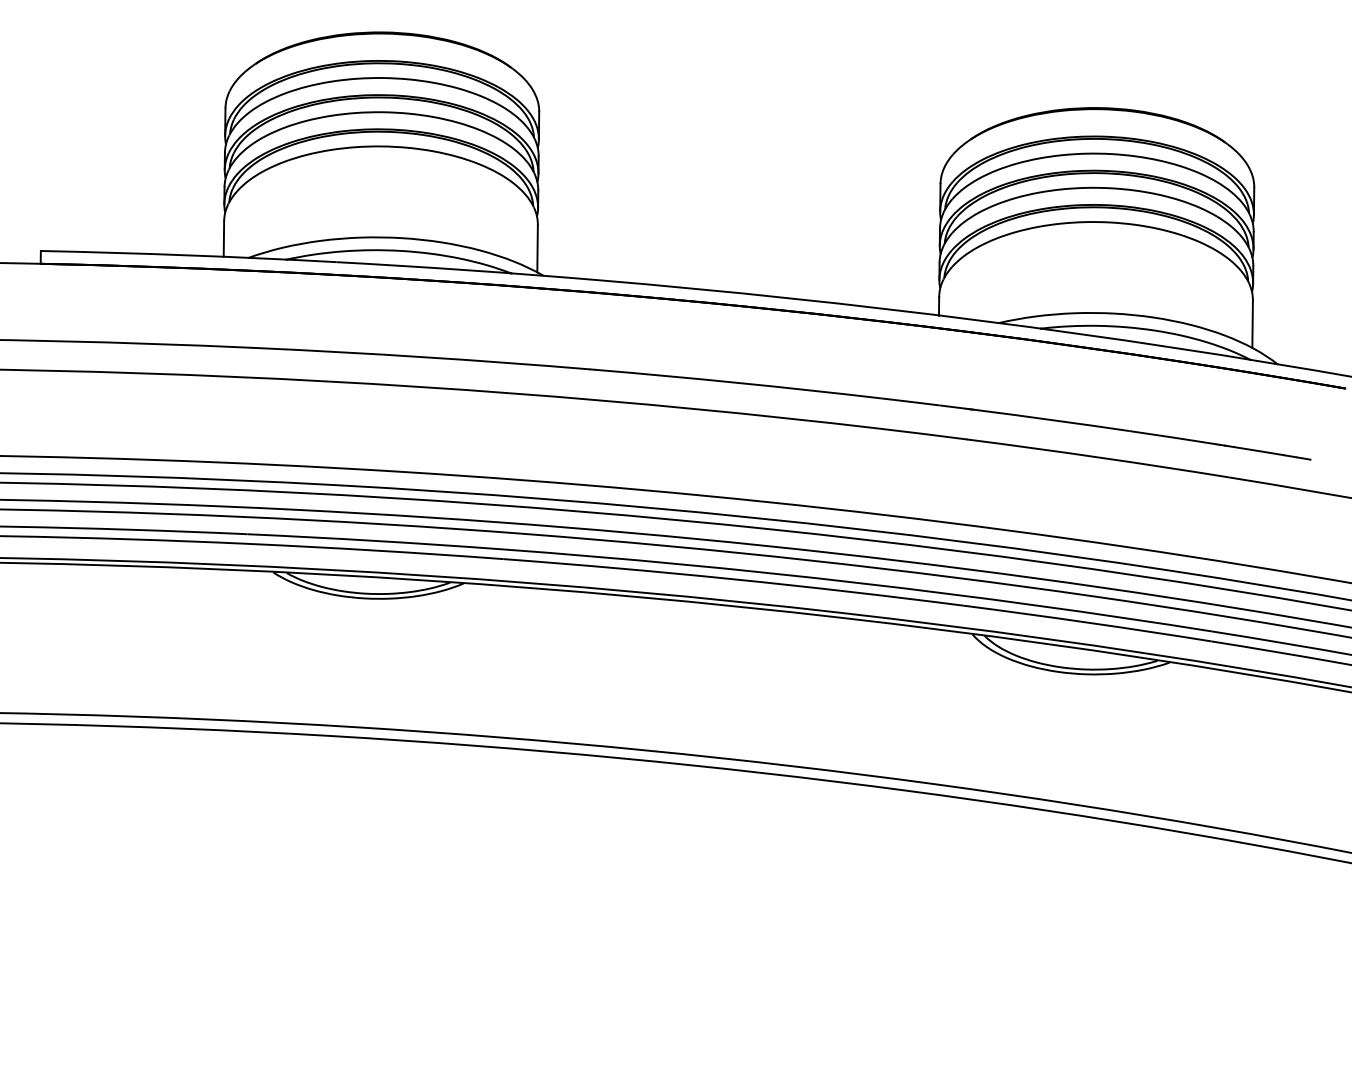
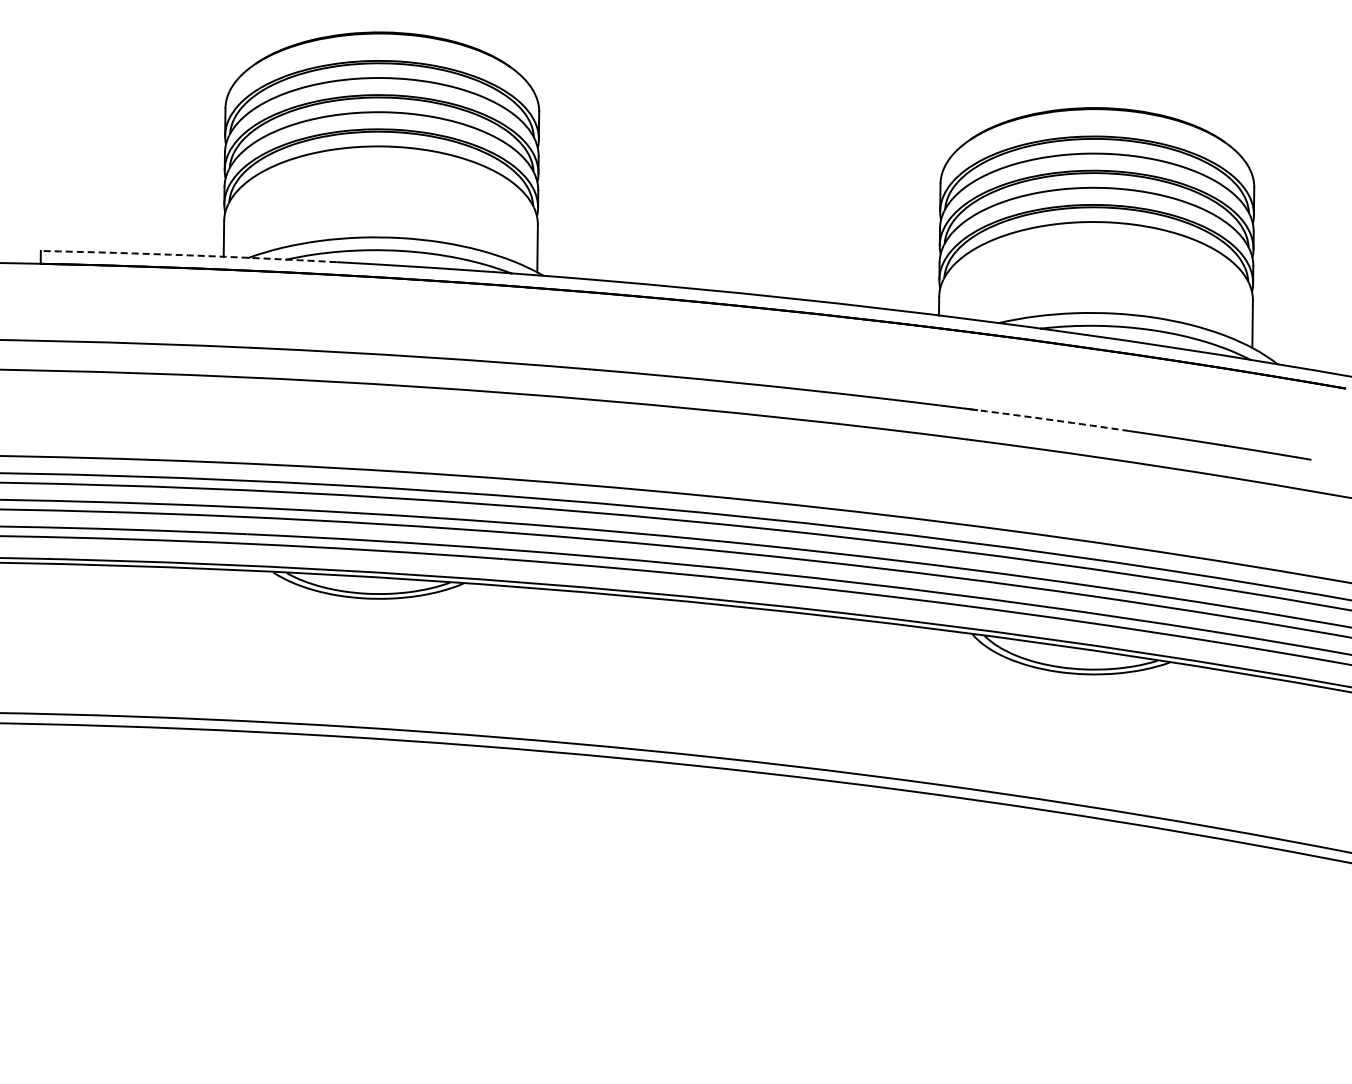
arc: solid -> dashed (188, 255)
arc: solid -> dashed (1053, 420)
